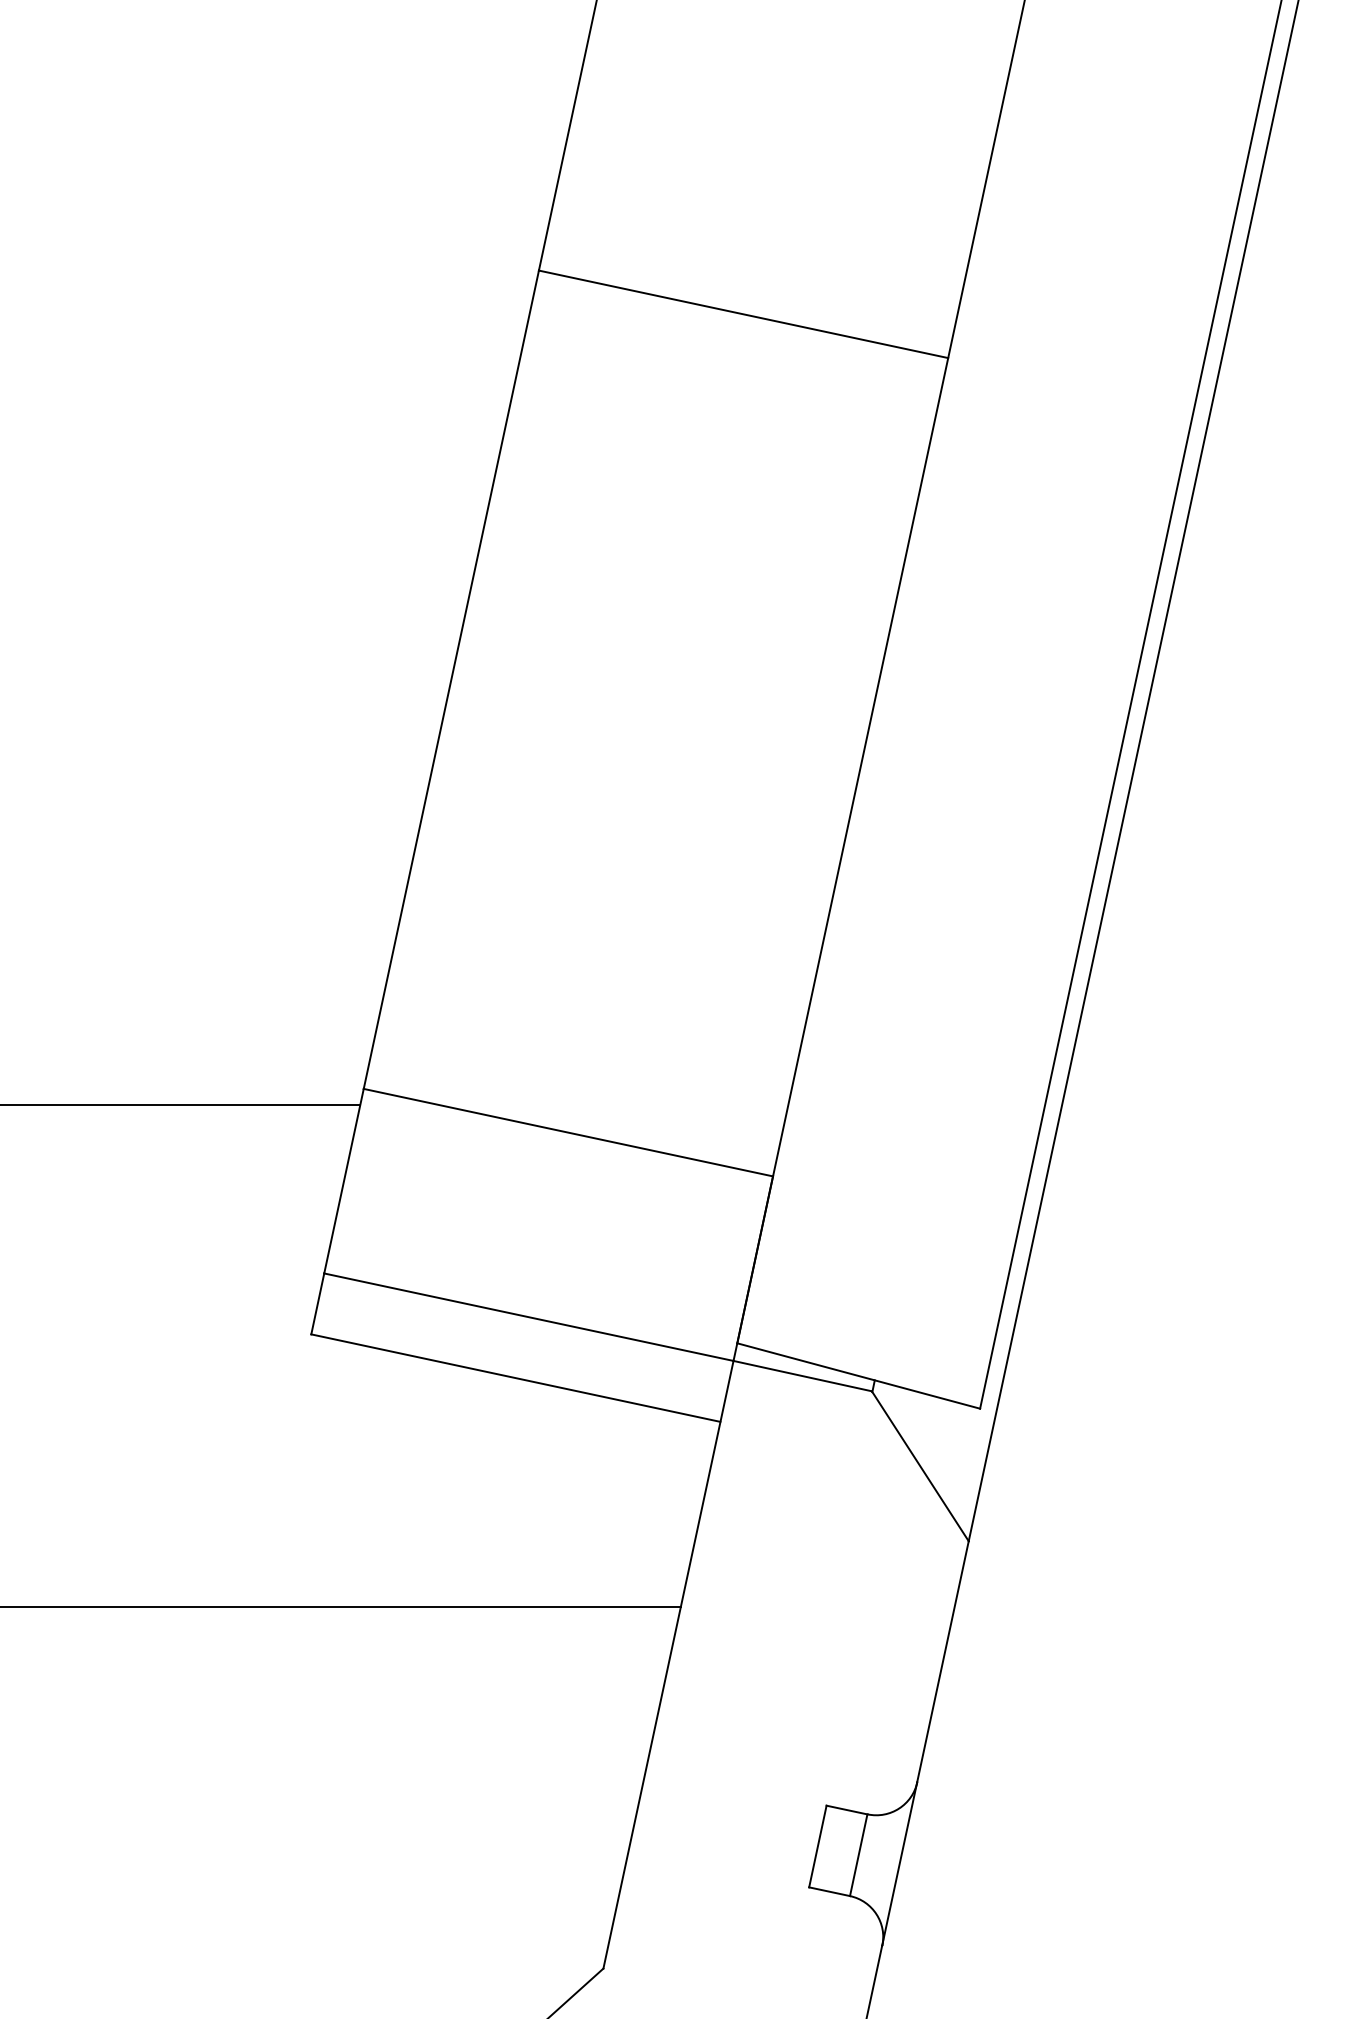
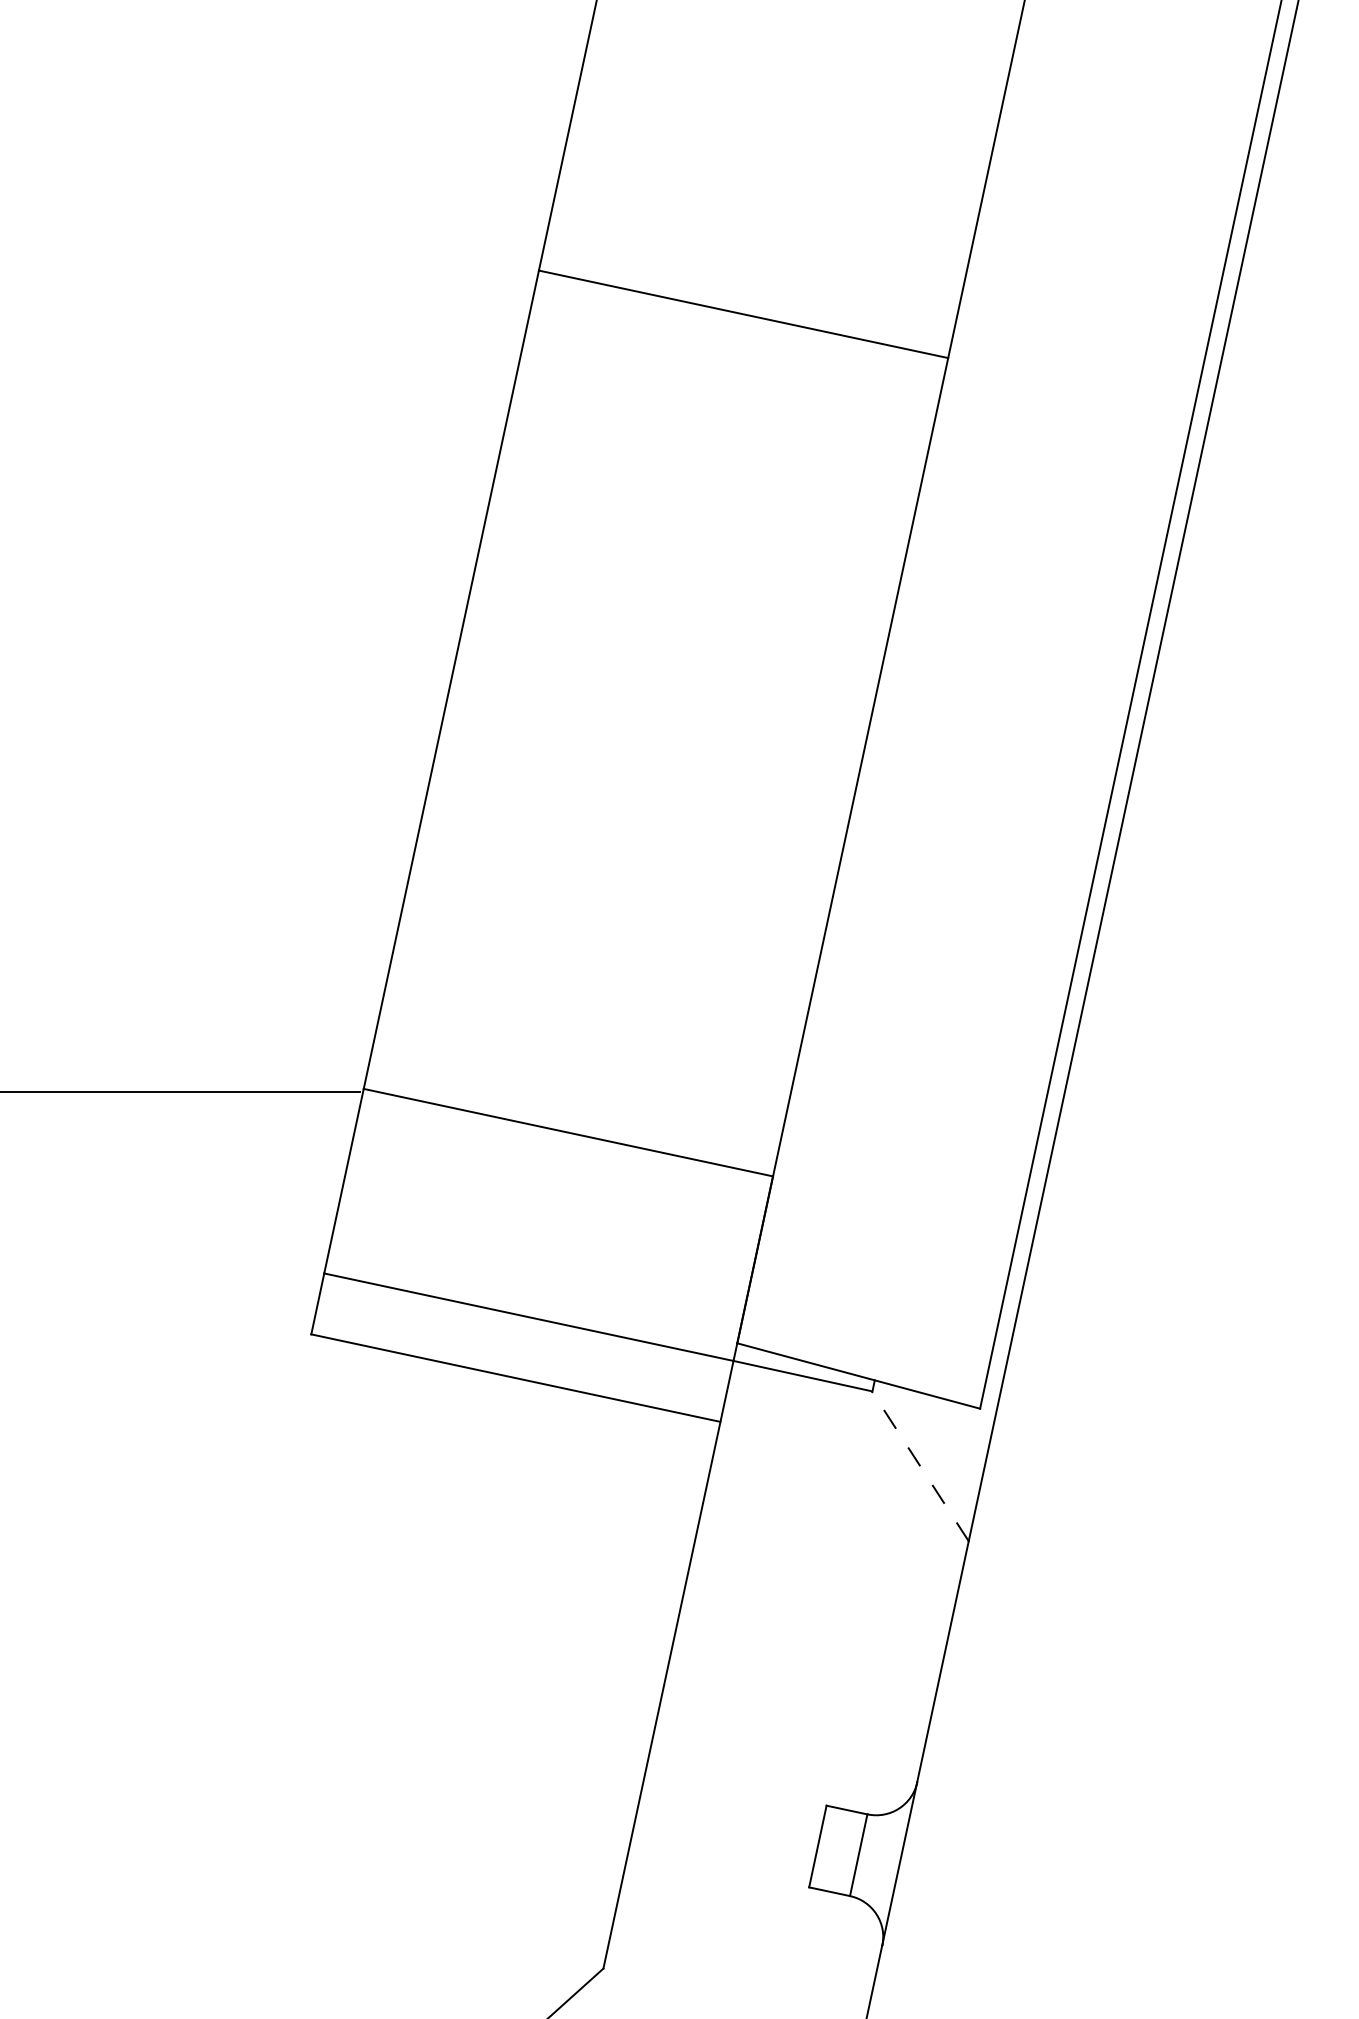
line position: (181, 1105) -> (181, 1092) (181, 1092)
line: solid -> dashed (920, 1465)
line: present -> none (341, 1607)
